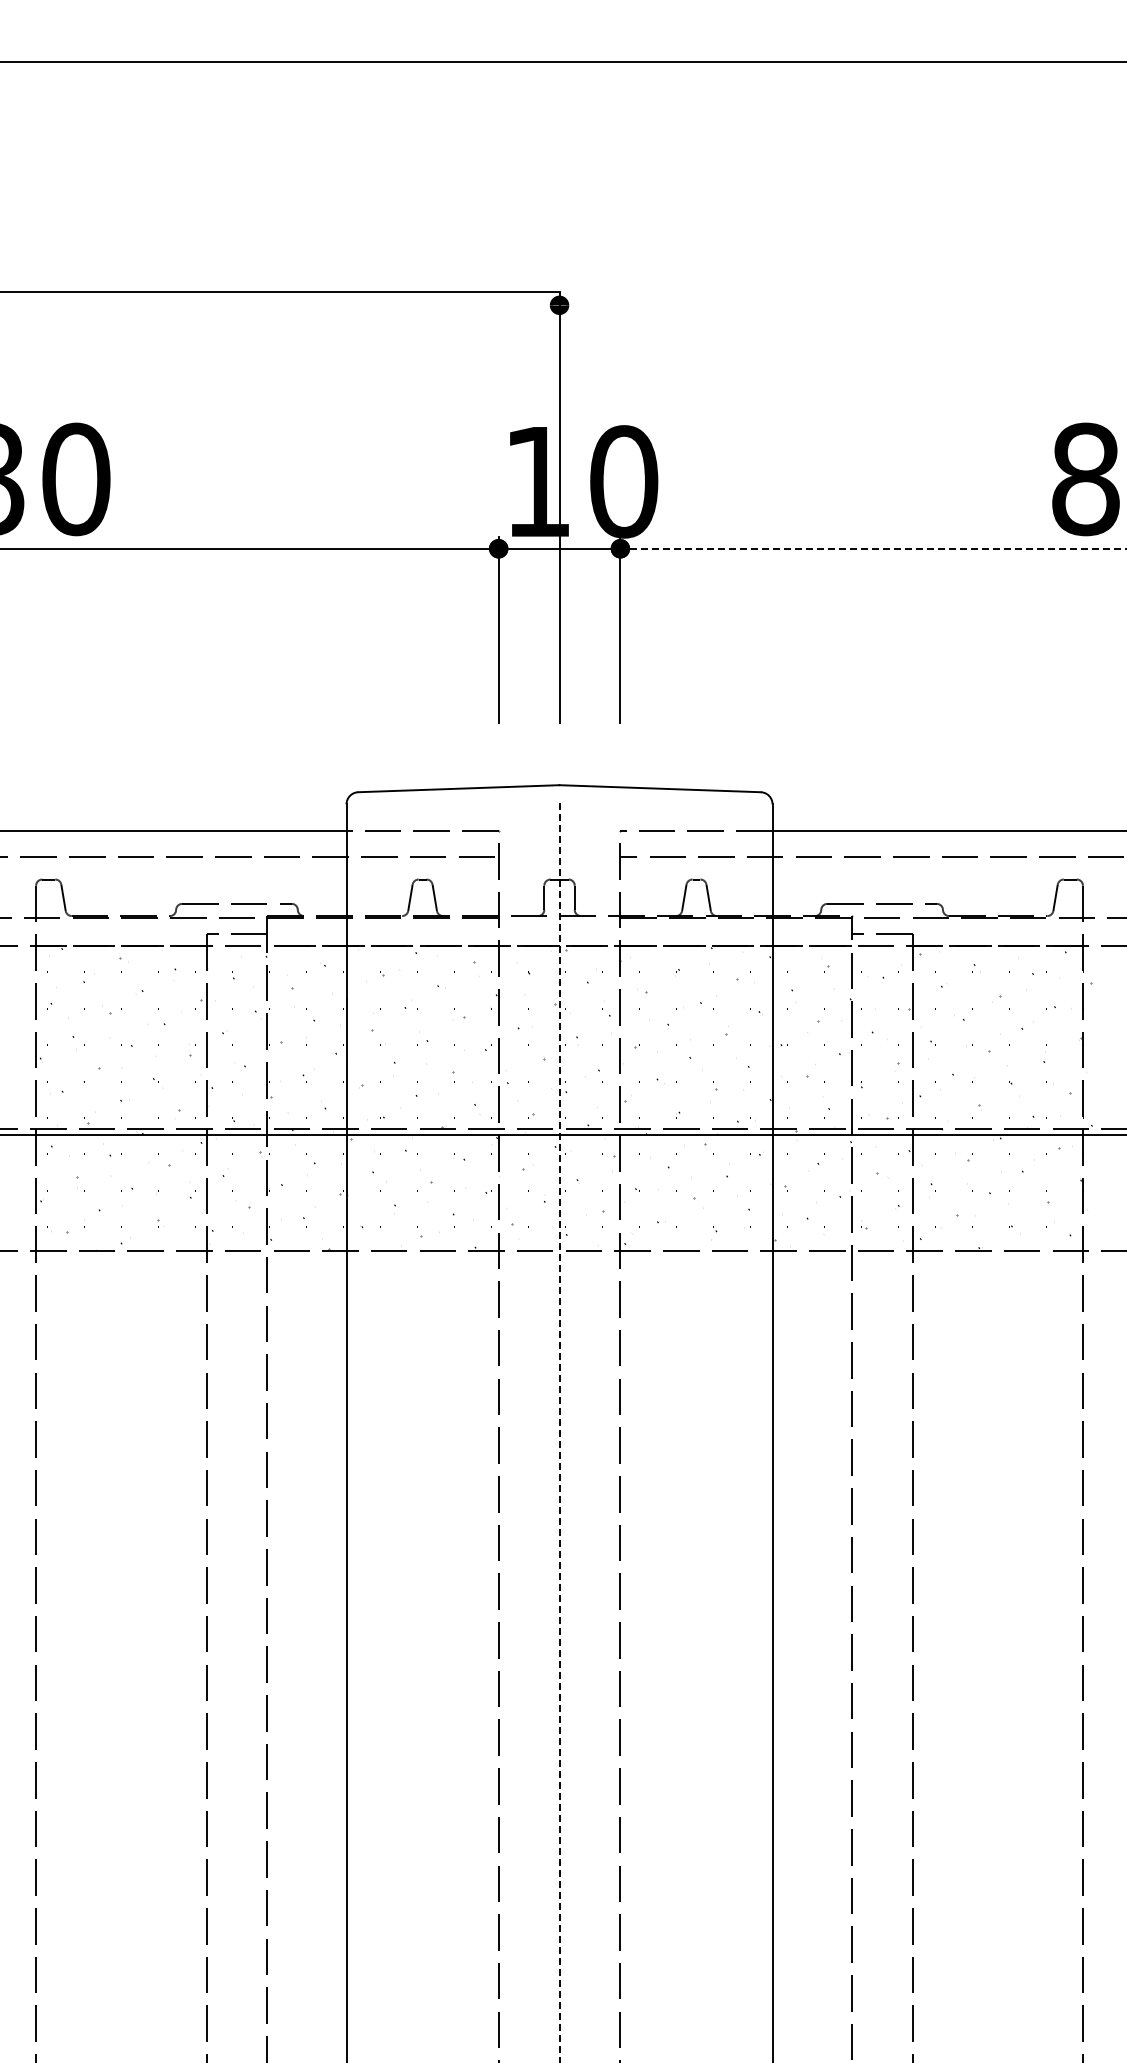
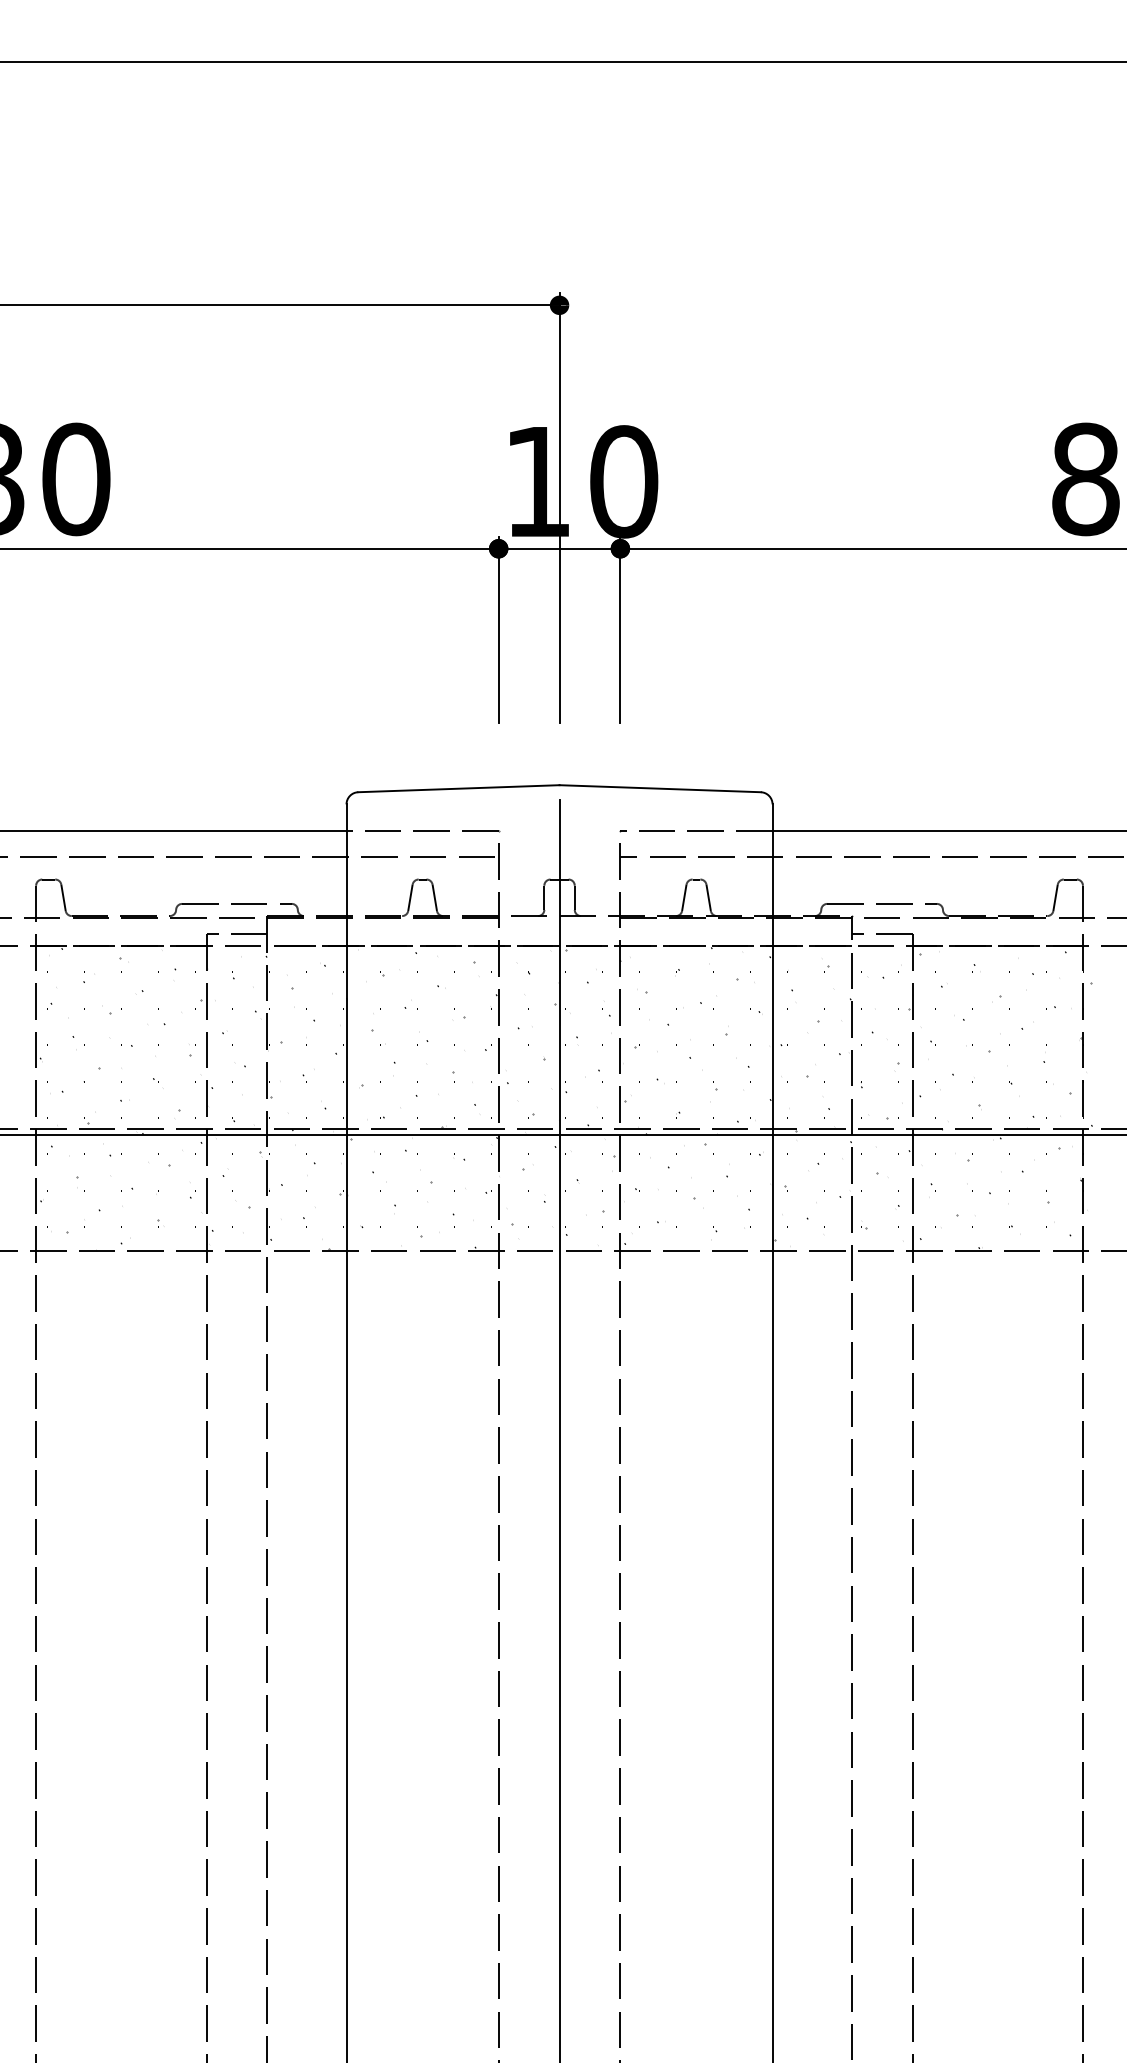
line position: (280, 292) -> (280, 305) (280, 305)
line: dashed -> solid (873, 548)
line: dashed -> solid (559, 1431)
